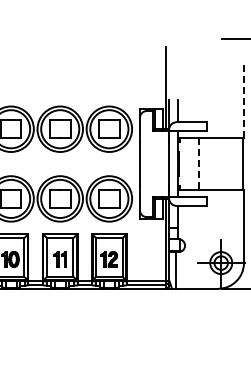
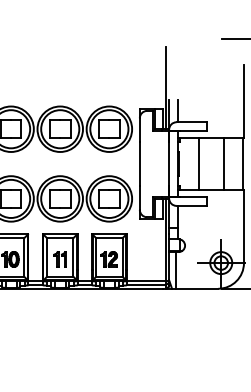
line: dashed -> solid (243, 101)
line: none -> present (224, 163)
line: dashed -> solid (198, 164)
